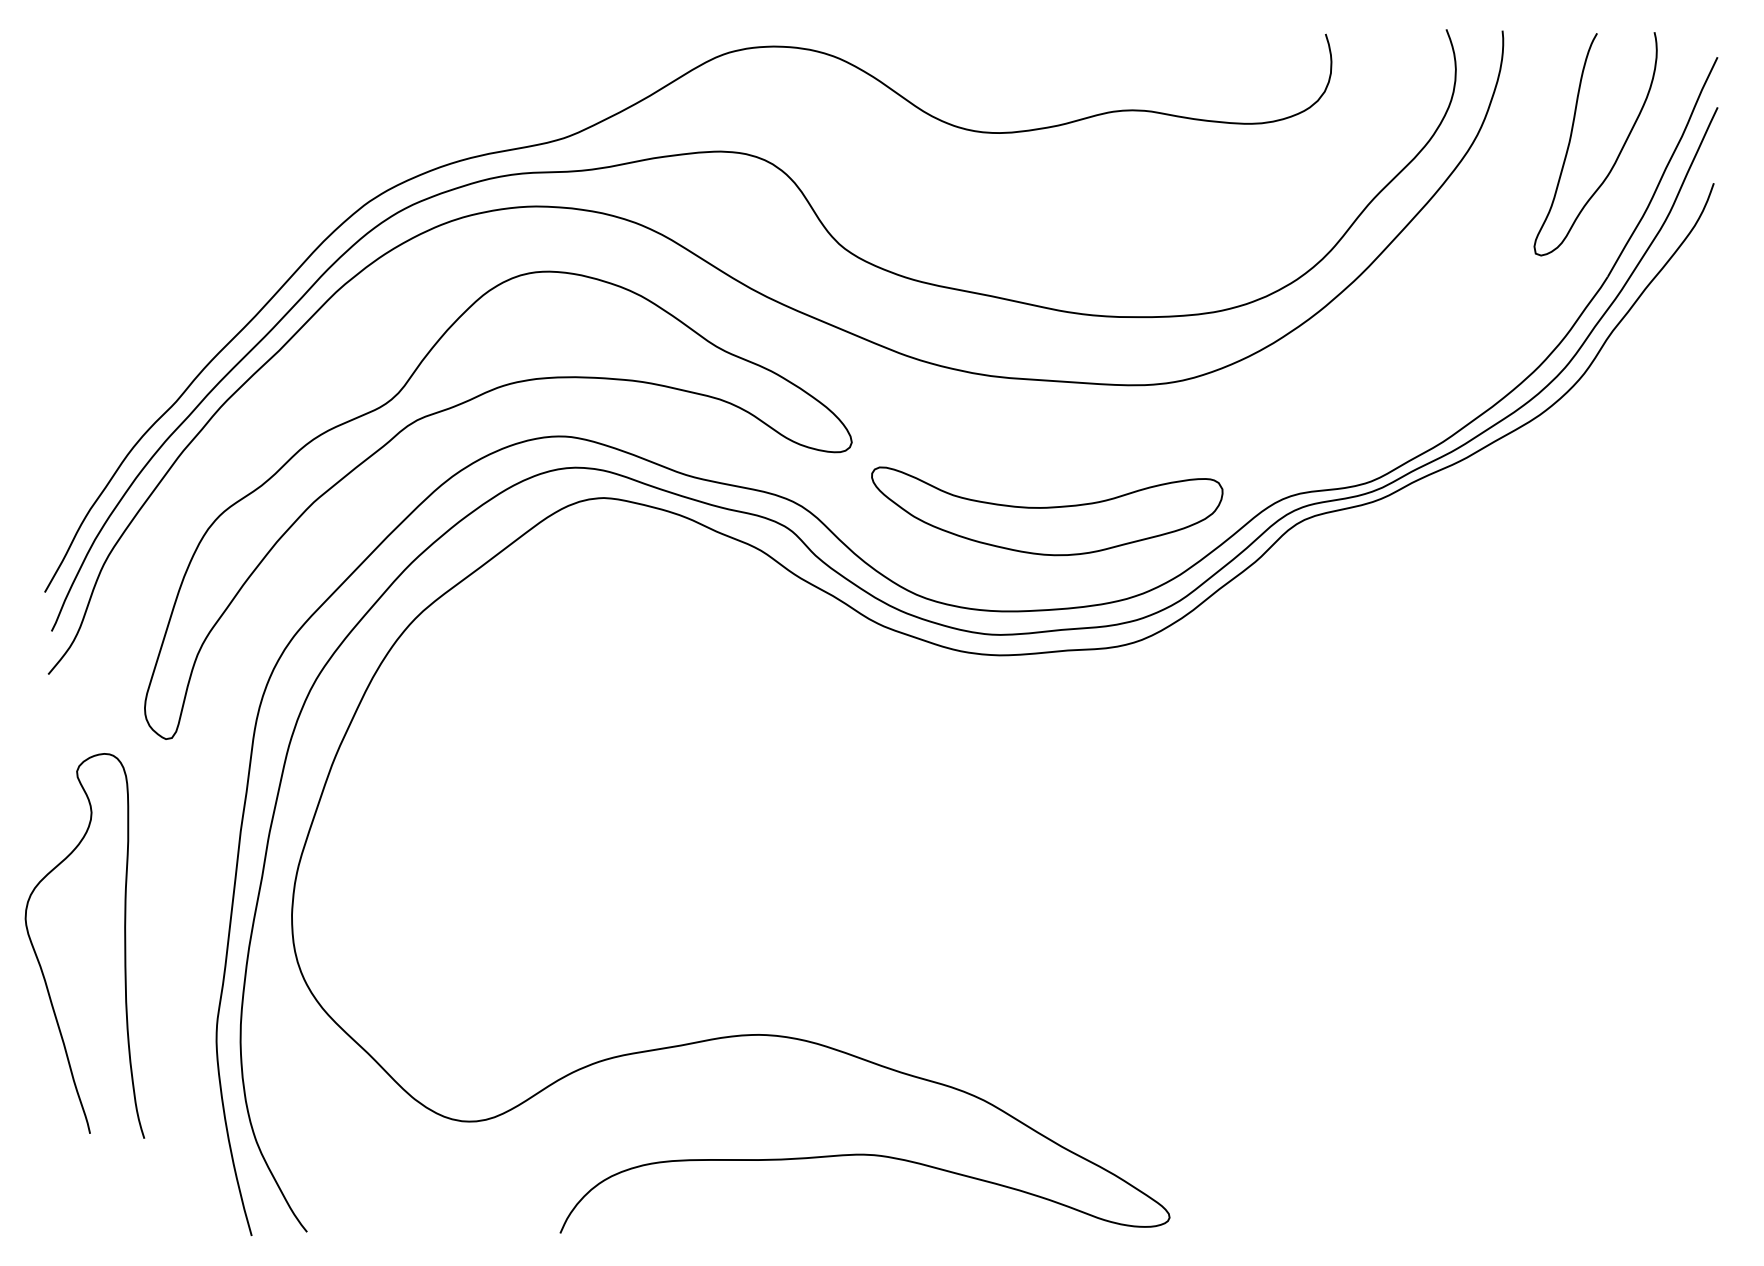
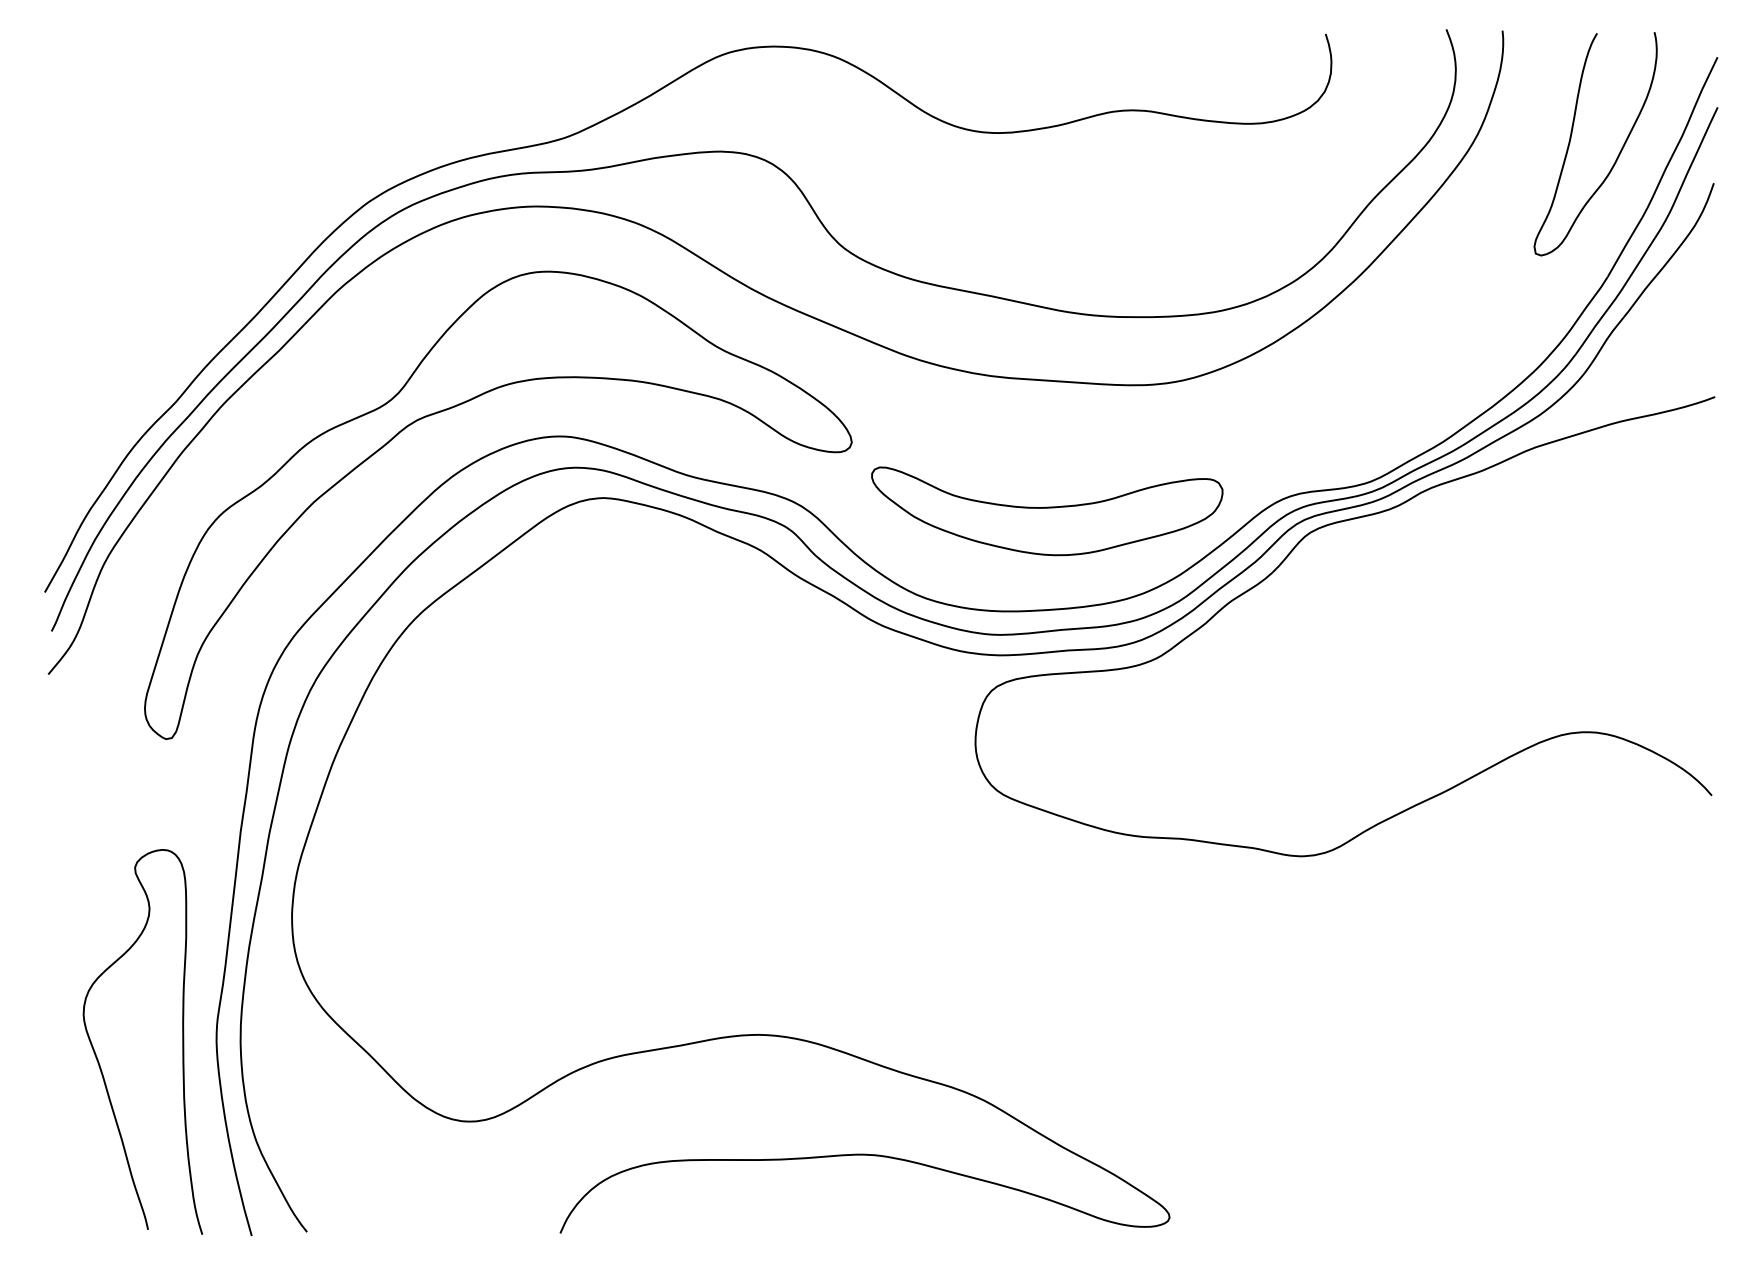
curve: none -> present (1282, 563)
curve position: (124, 945) -> (182, 1041) (182, 1041)
